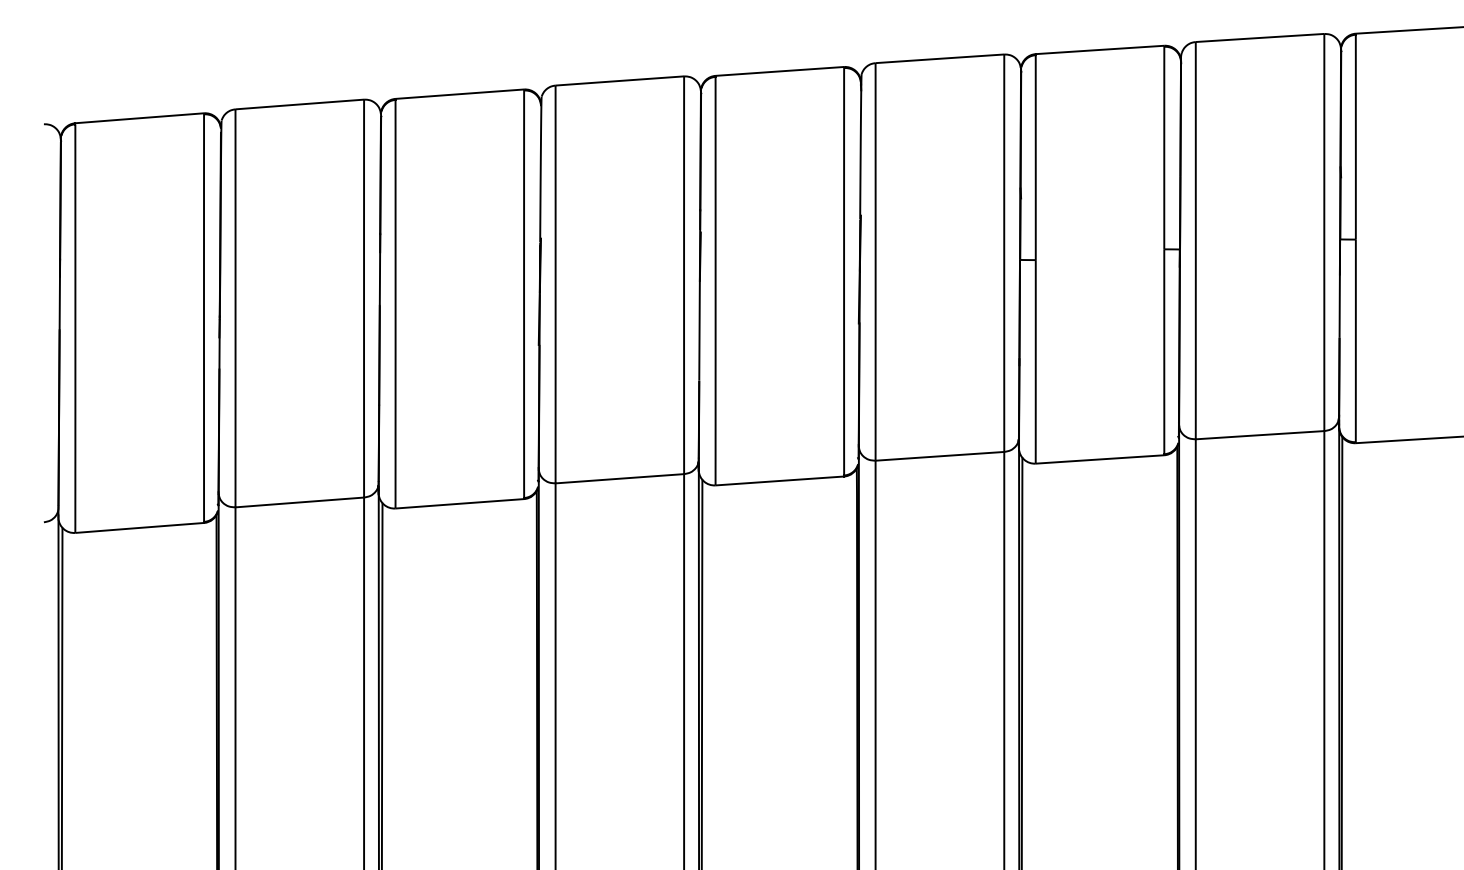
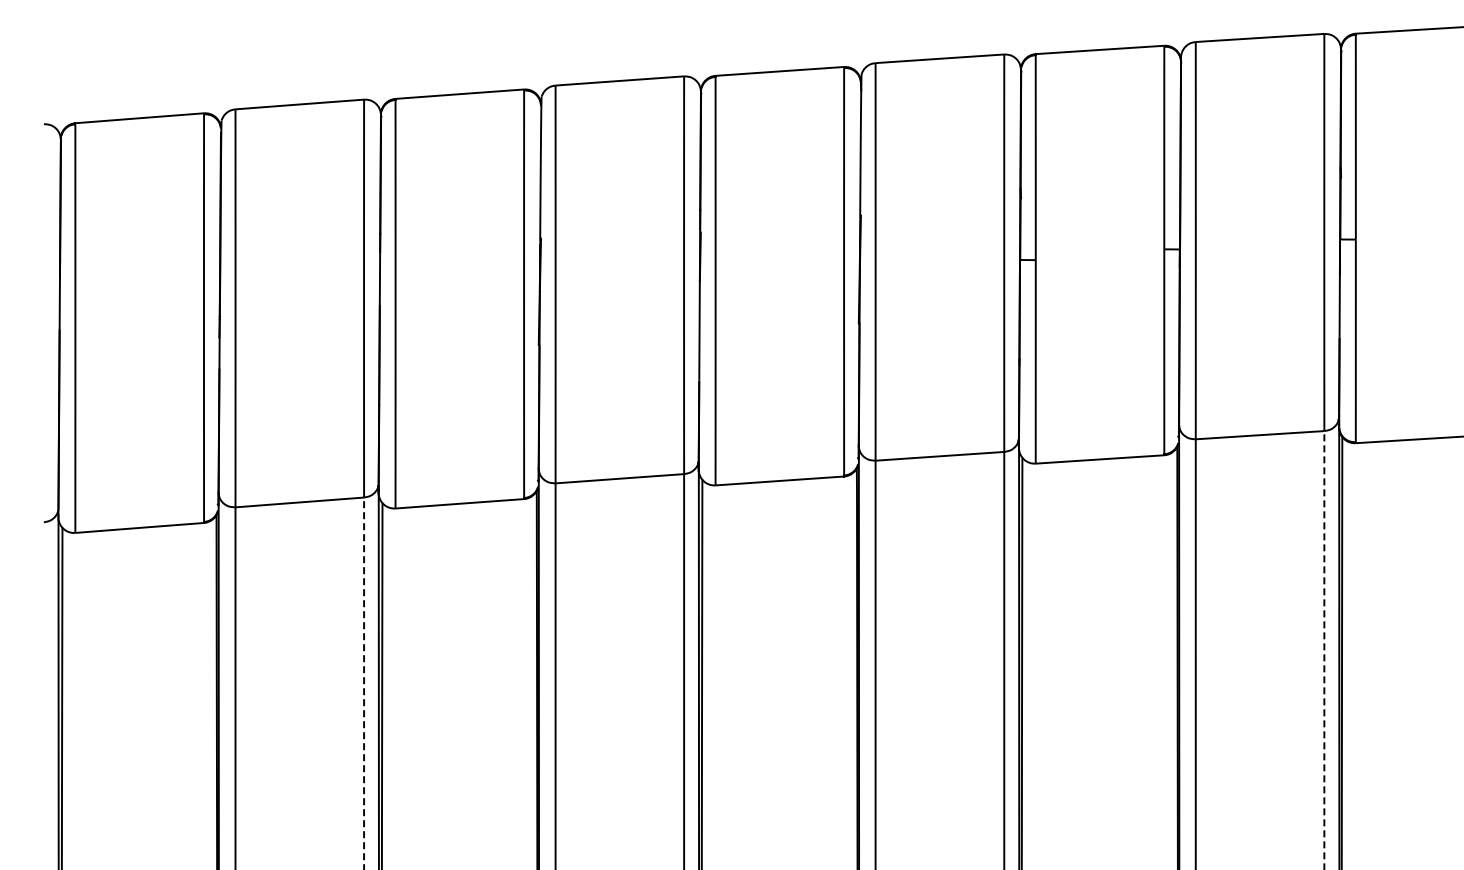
line: solid -> dashed (1324, 650)
line: solid -> dashed (364, 683)
